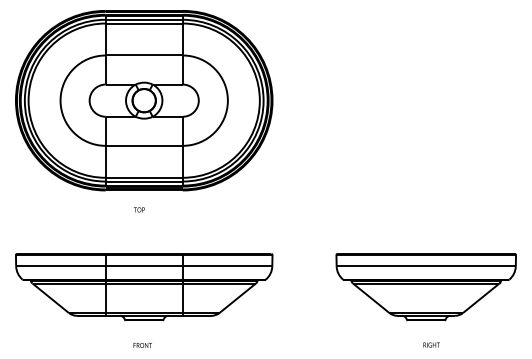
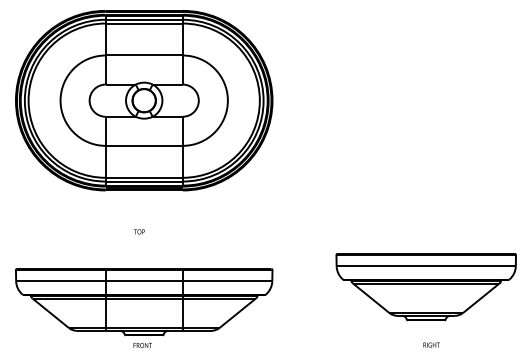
text position: (139, 209) -> (139, 231) (139, 231)
part position: (144, 287) -> (144, 302) (144, 302)
